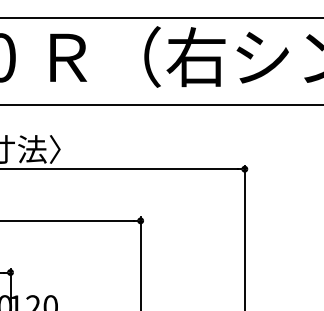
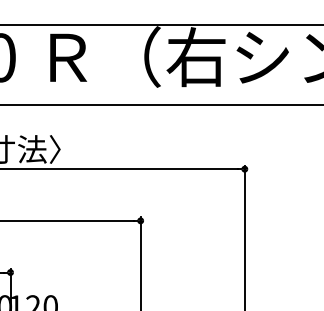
line position: (161, 18) -> (161, 25) (161, 25)
